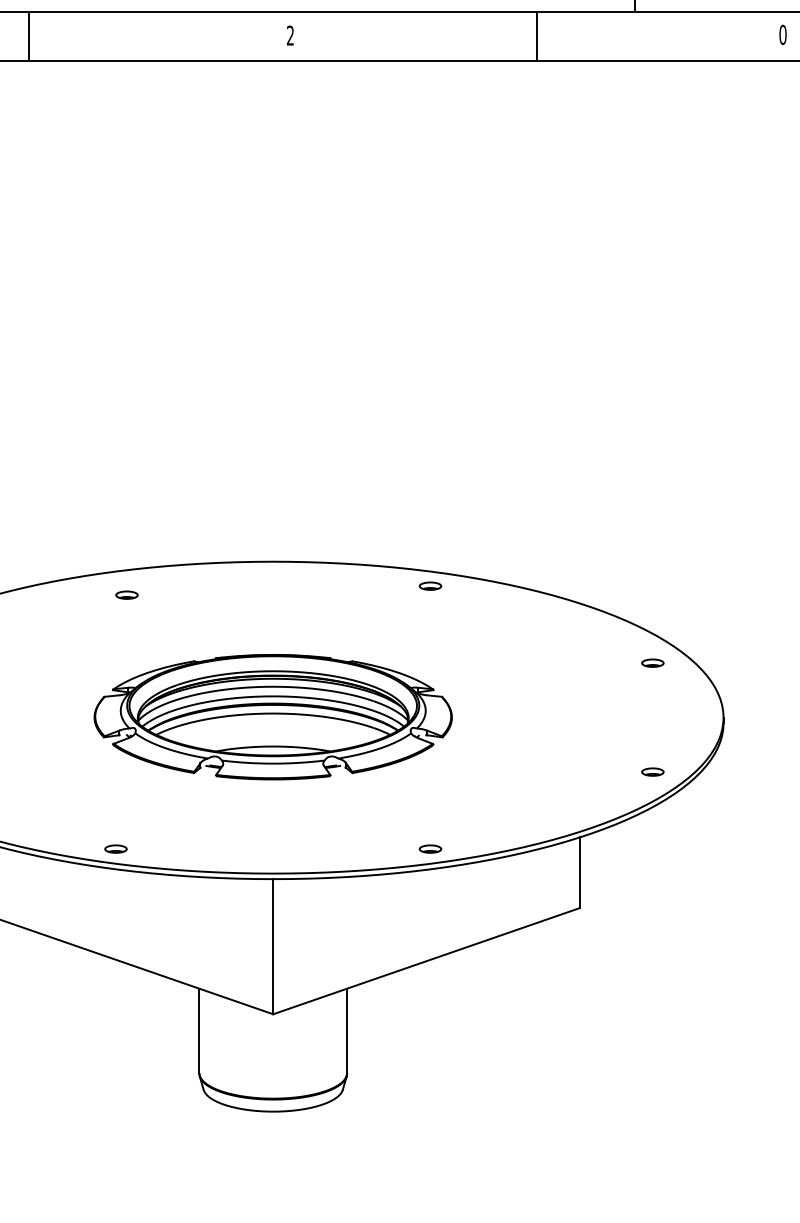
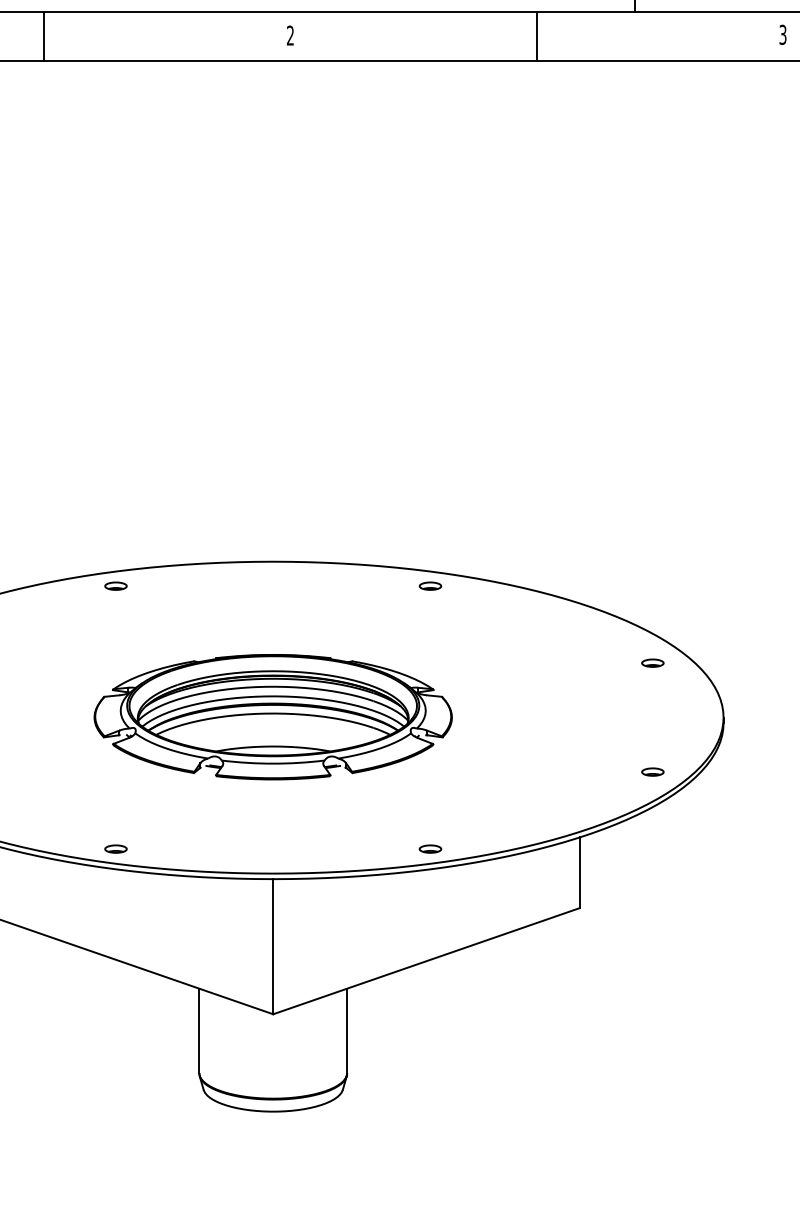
text: 0 -> 3 (782, 34)
line position: (28, 35) -> (43, 35) (43, 35)
part position: (126, 594) -> (115, 585) (115, 585)
